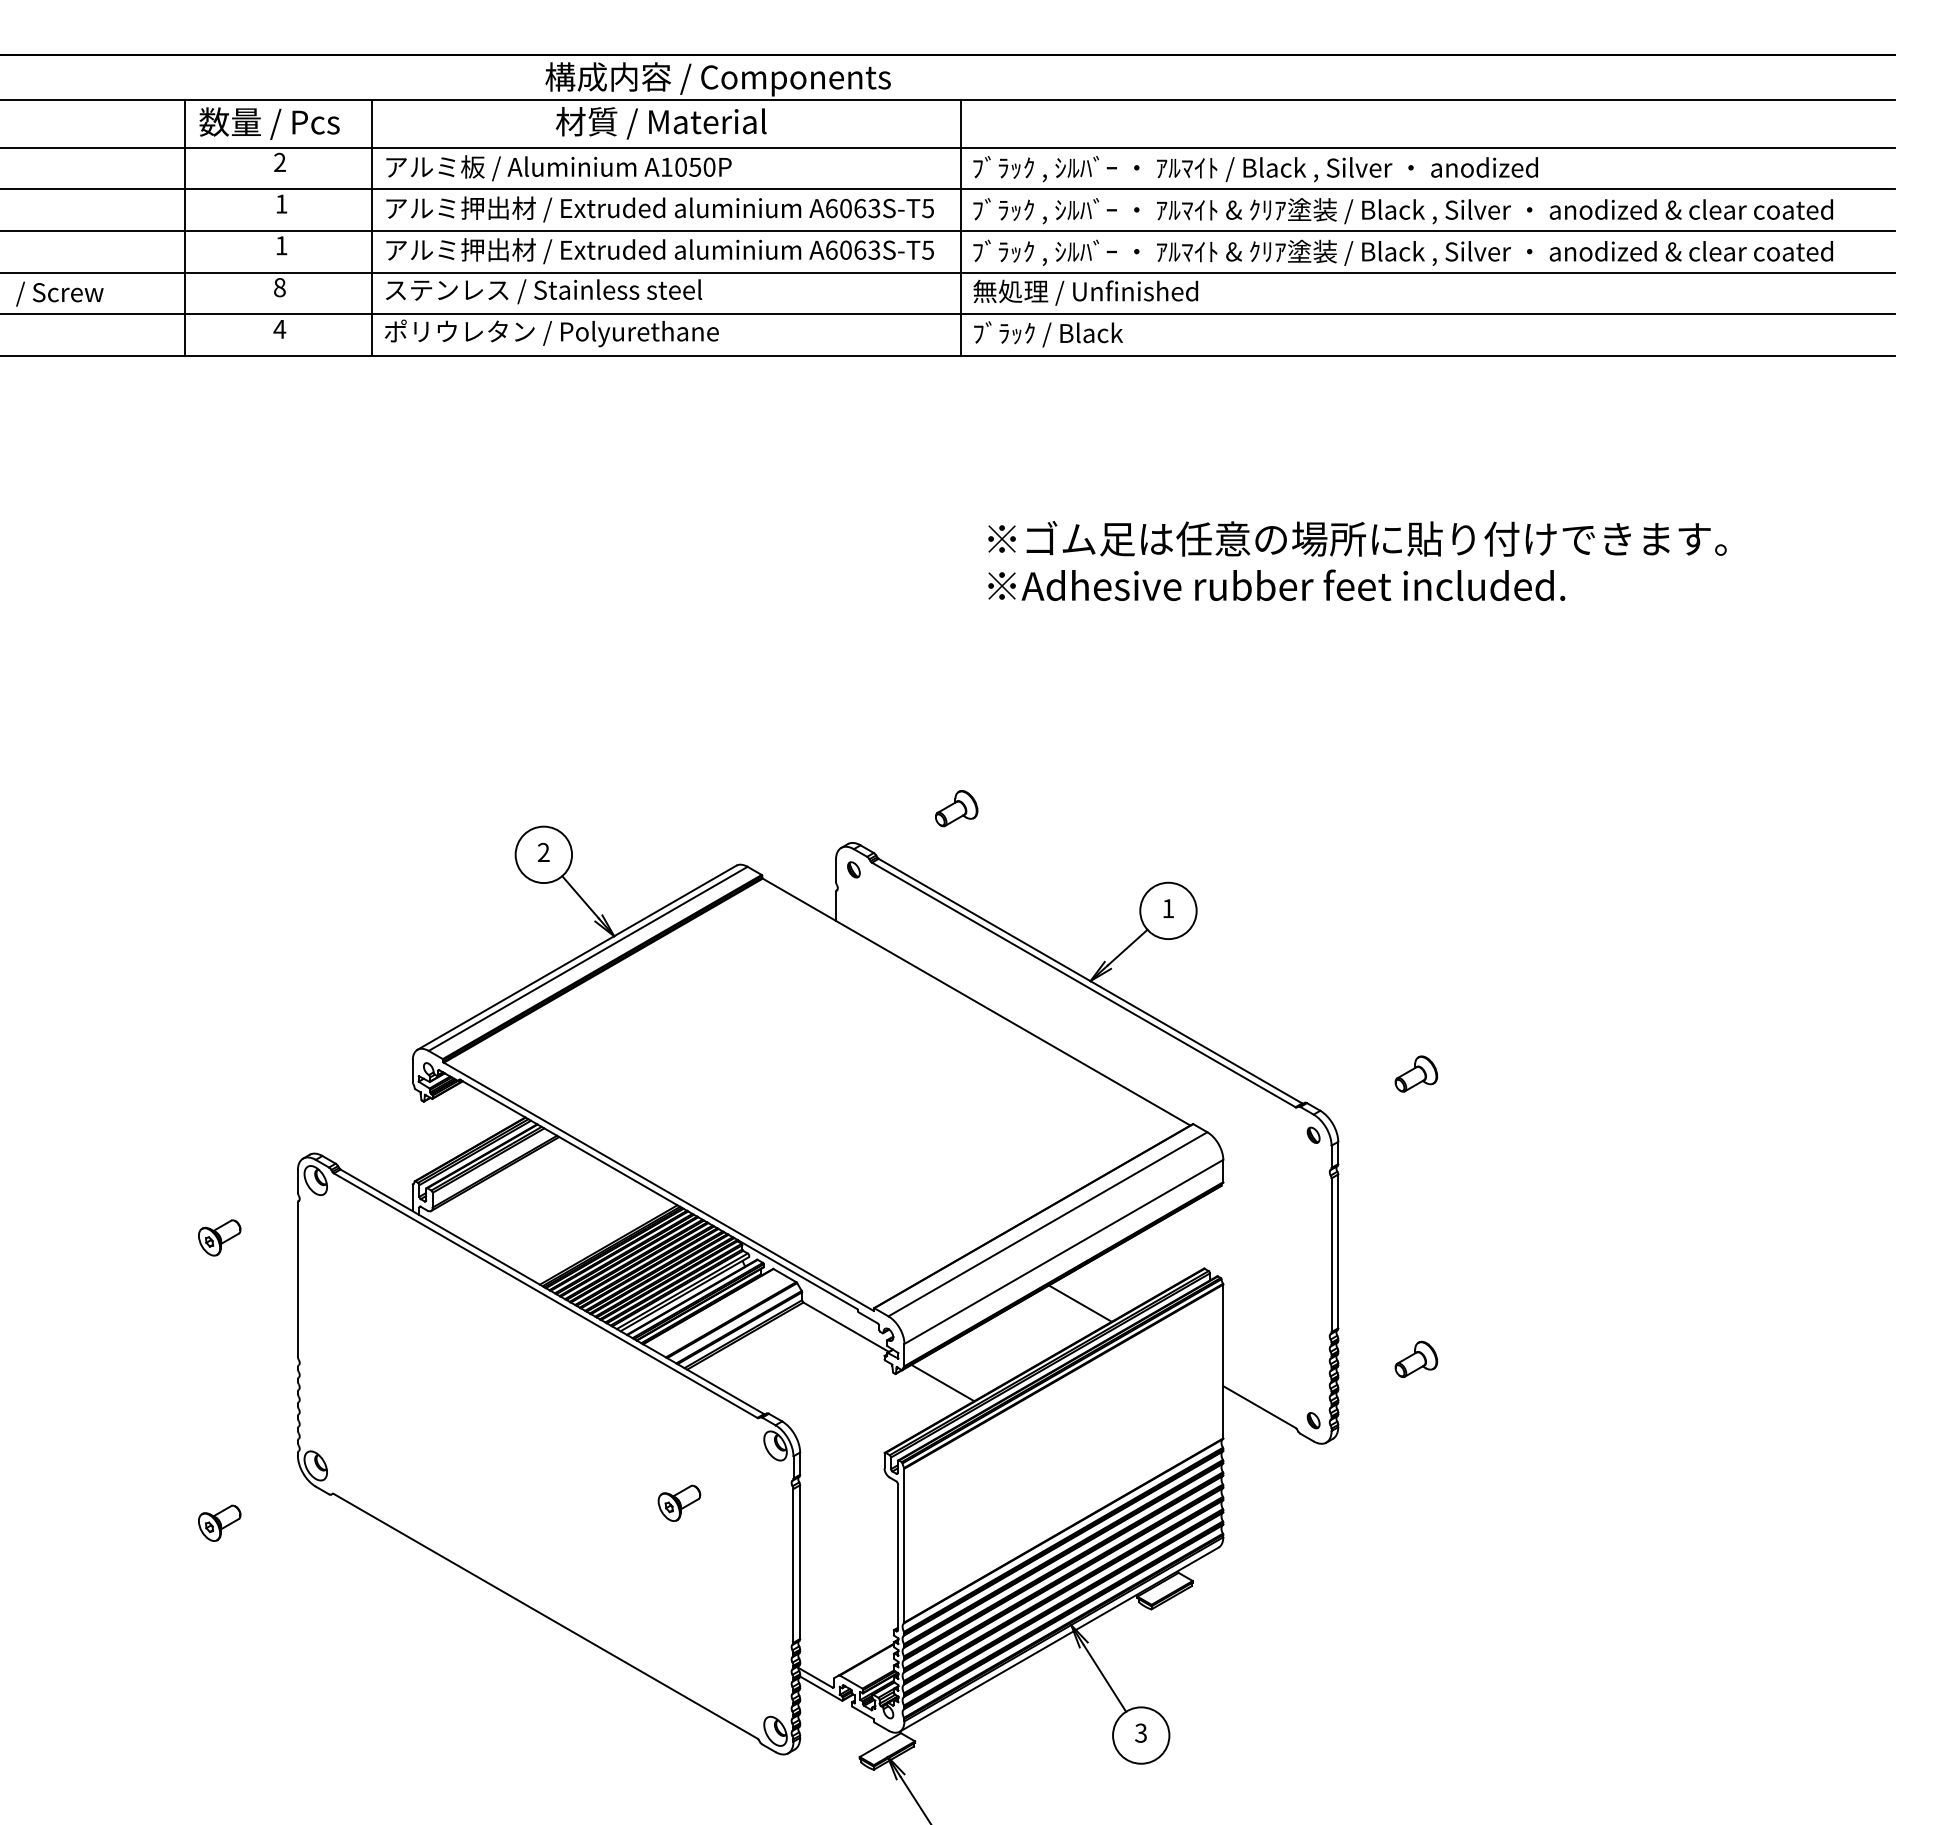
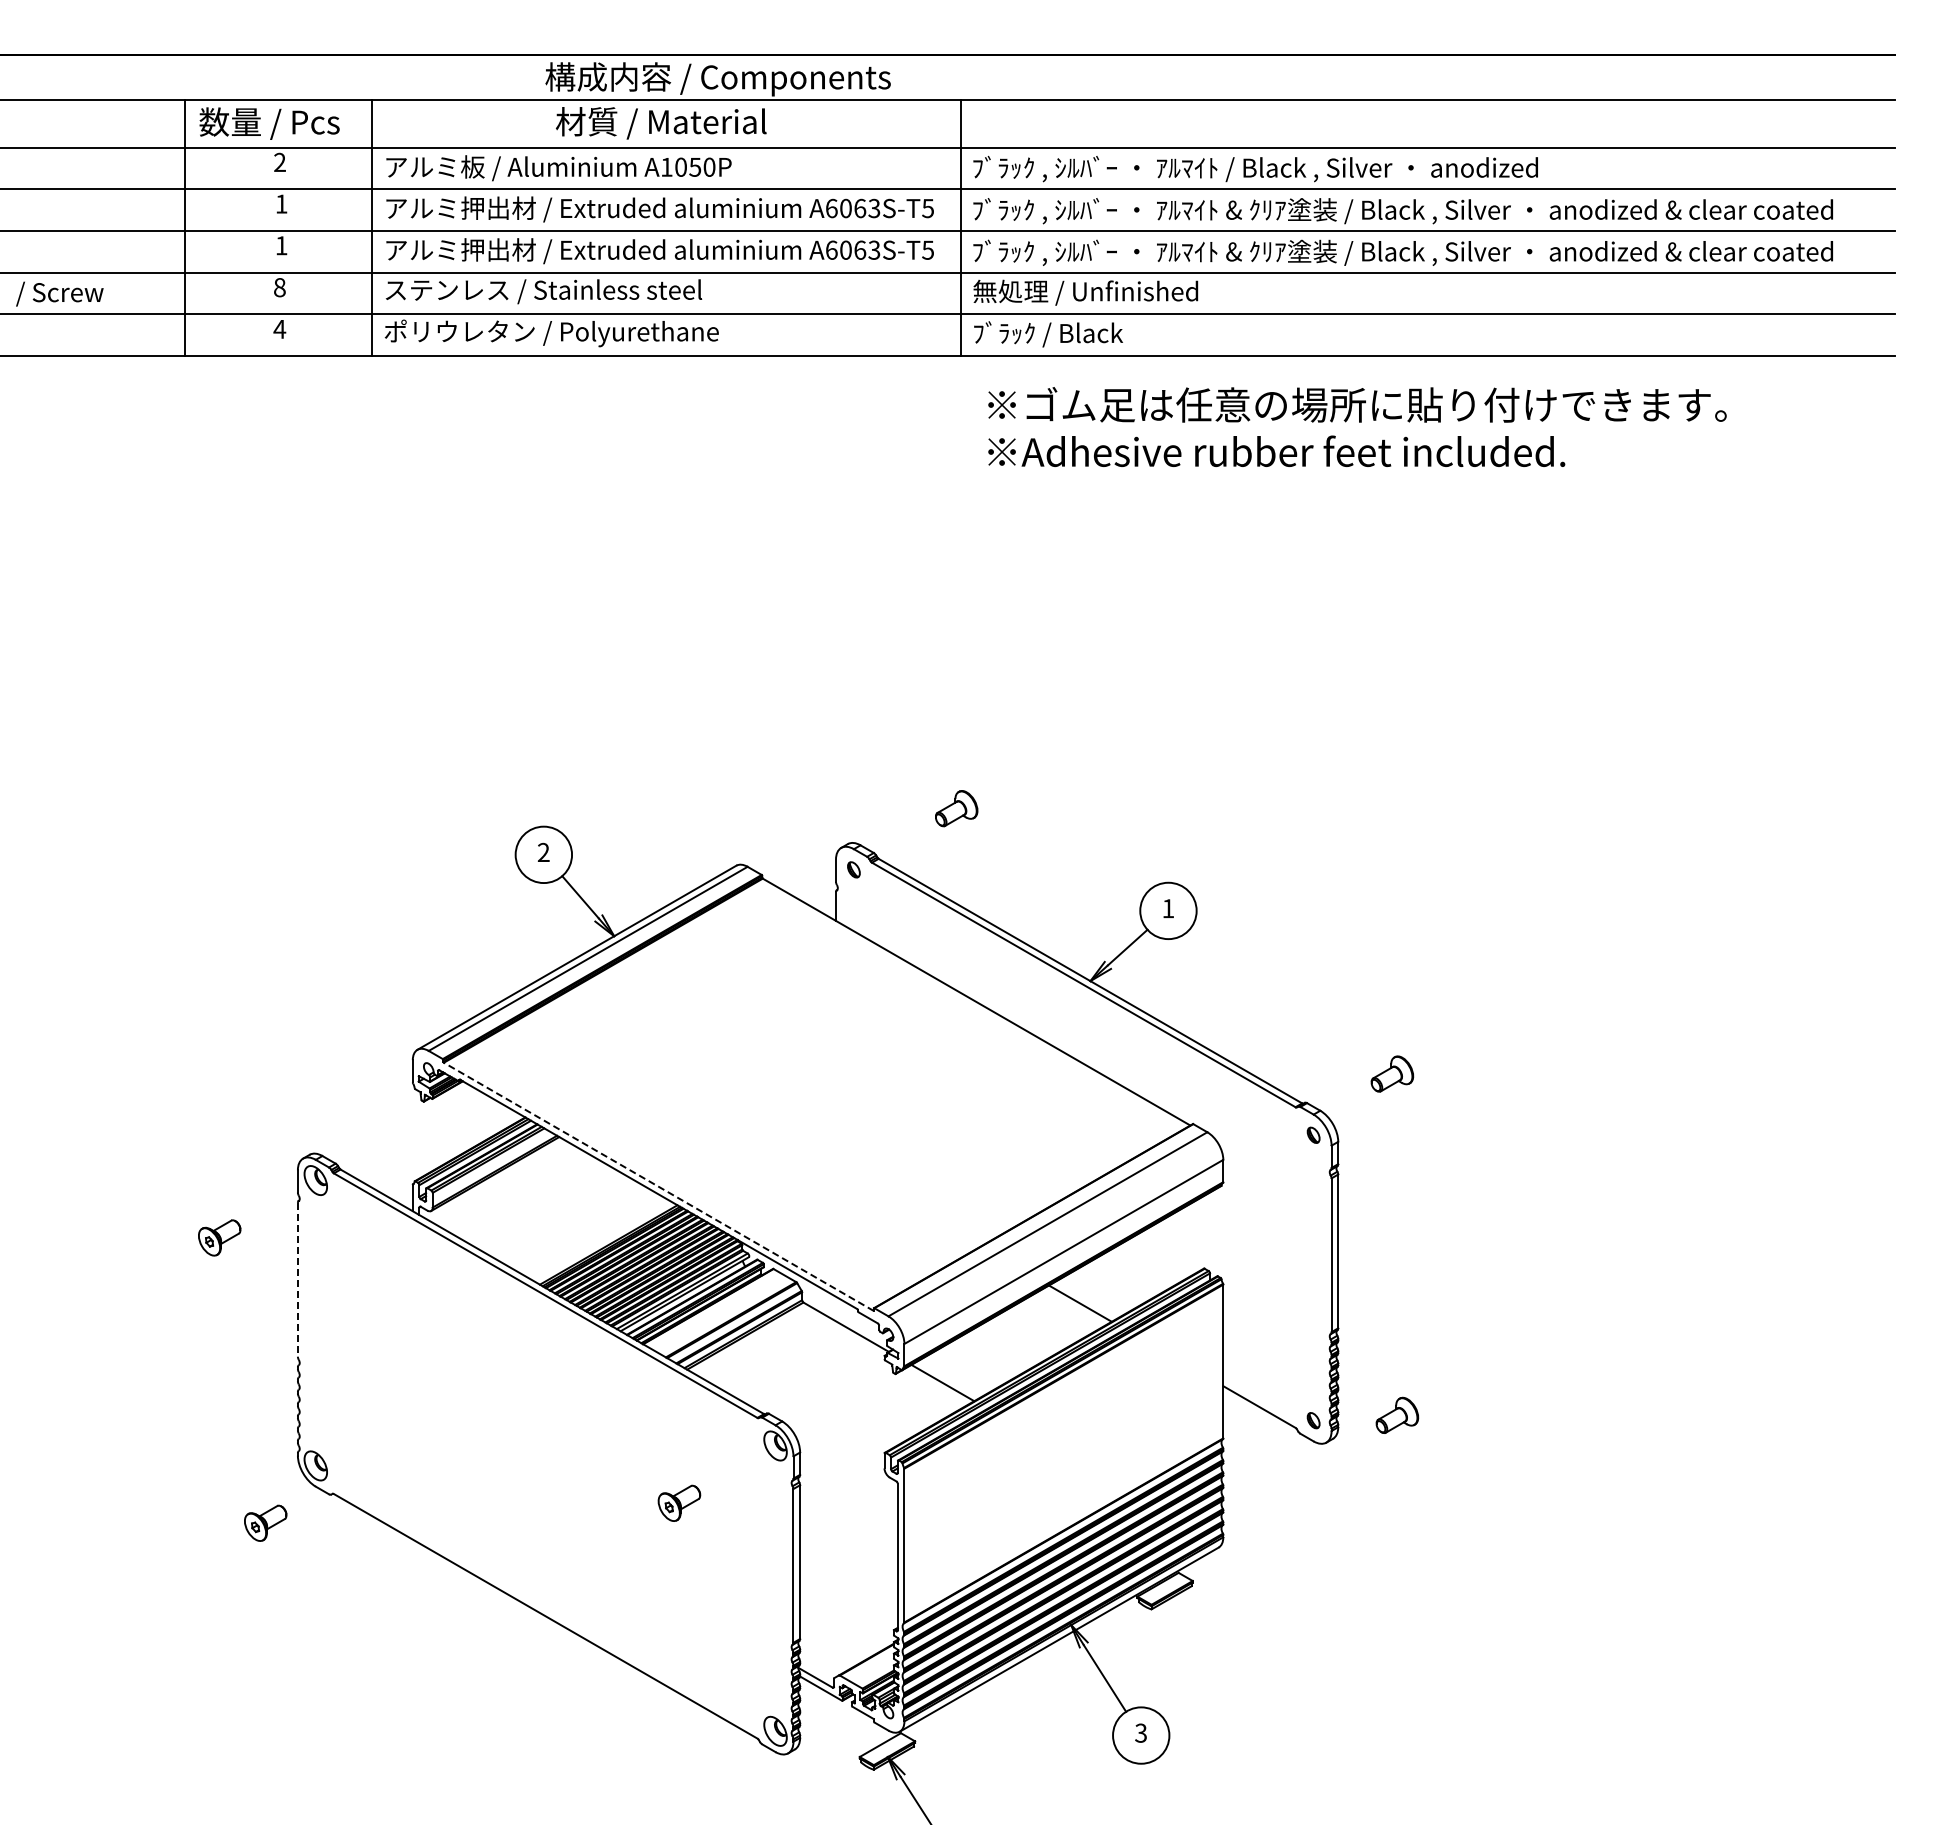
text position: (1357, 560) -> (1357, 426) (1357, 426)
part position: (1416, 1073) -> (1392, 1073) (1392, 1073)
line: solid -> dashed (658, 1186)
line: solid -> dashed (297, 1279)
part position: (1416, 1358) -> (1397, 1414) (1397, 1414)
part position: (219, 1522) -> (265, 1522) (265, 1522)
